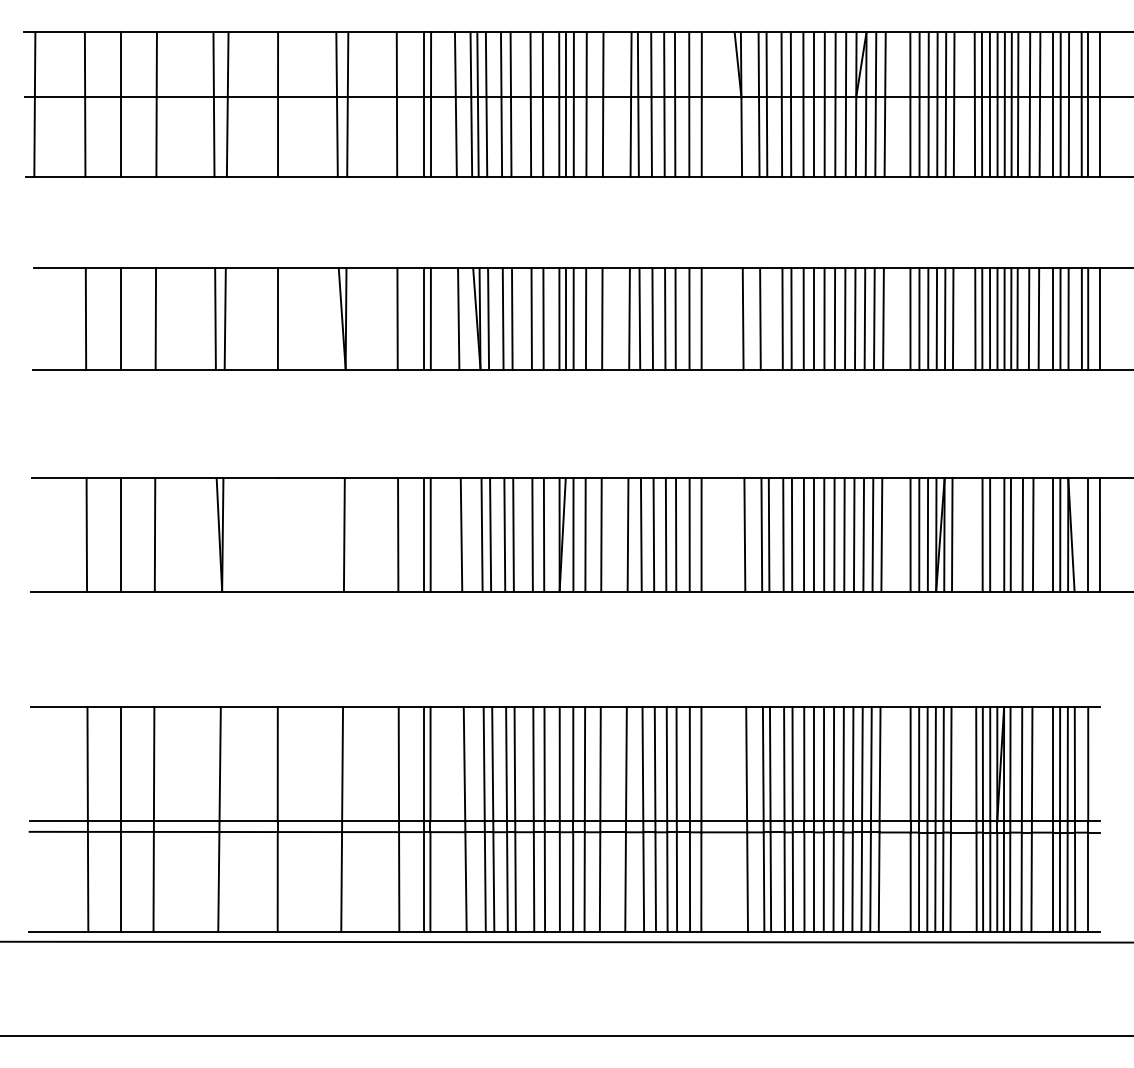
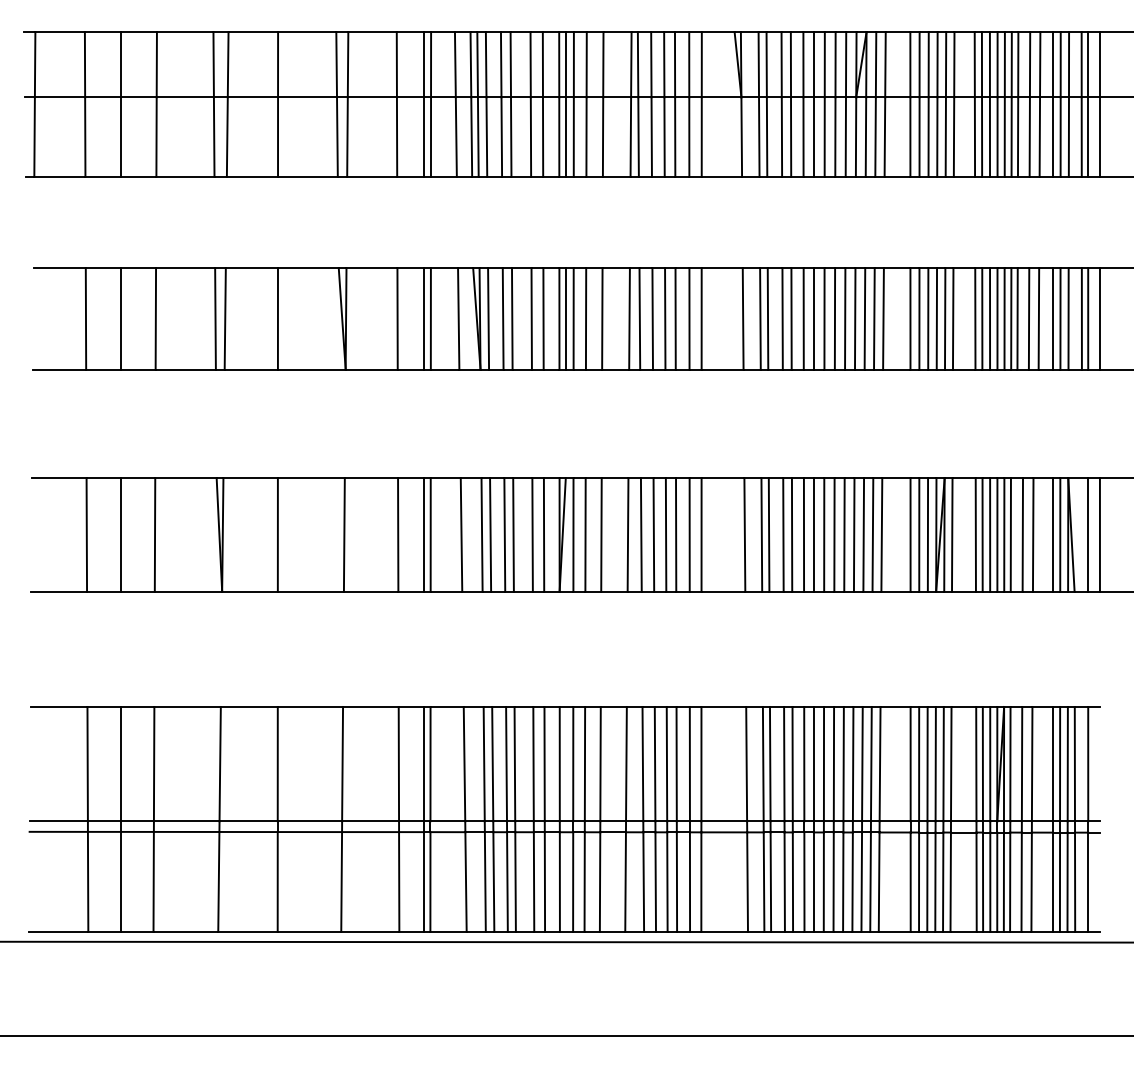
line: none -> present (767, 318)
line: none -> present (277, 534)
line: none -> present (975, 534)
line: none -> present (997, 534)
